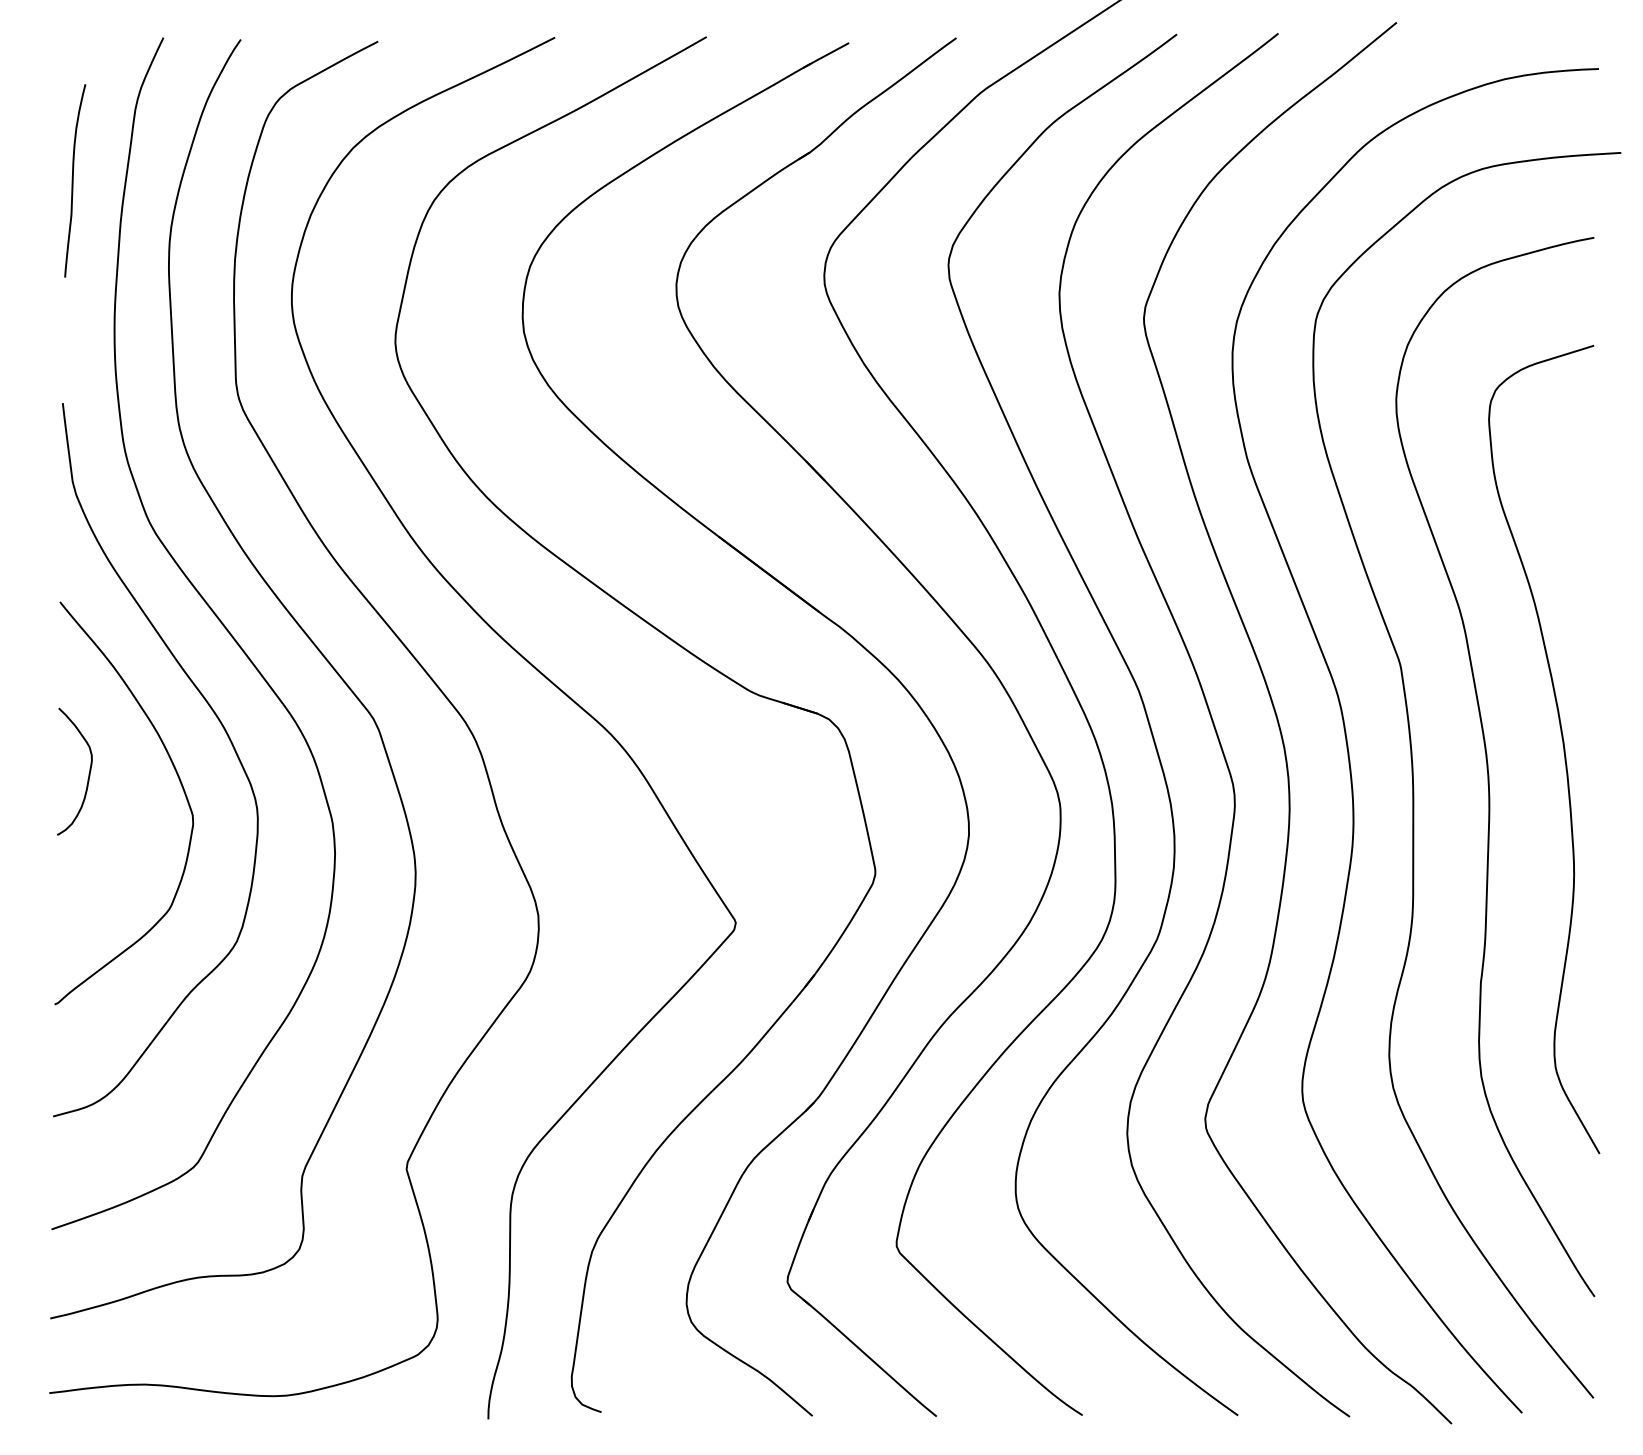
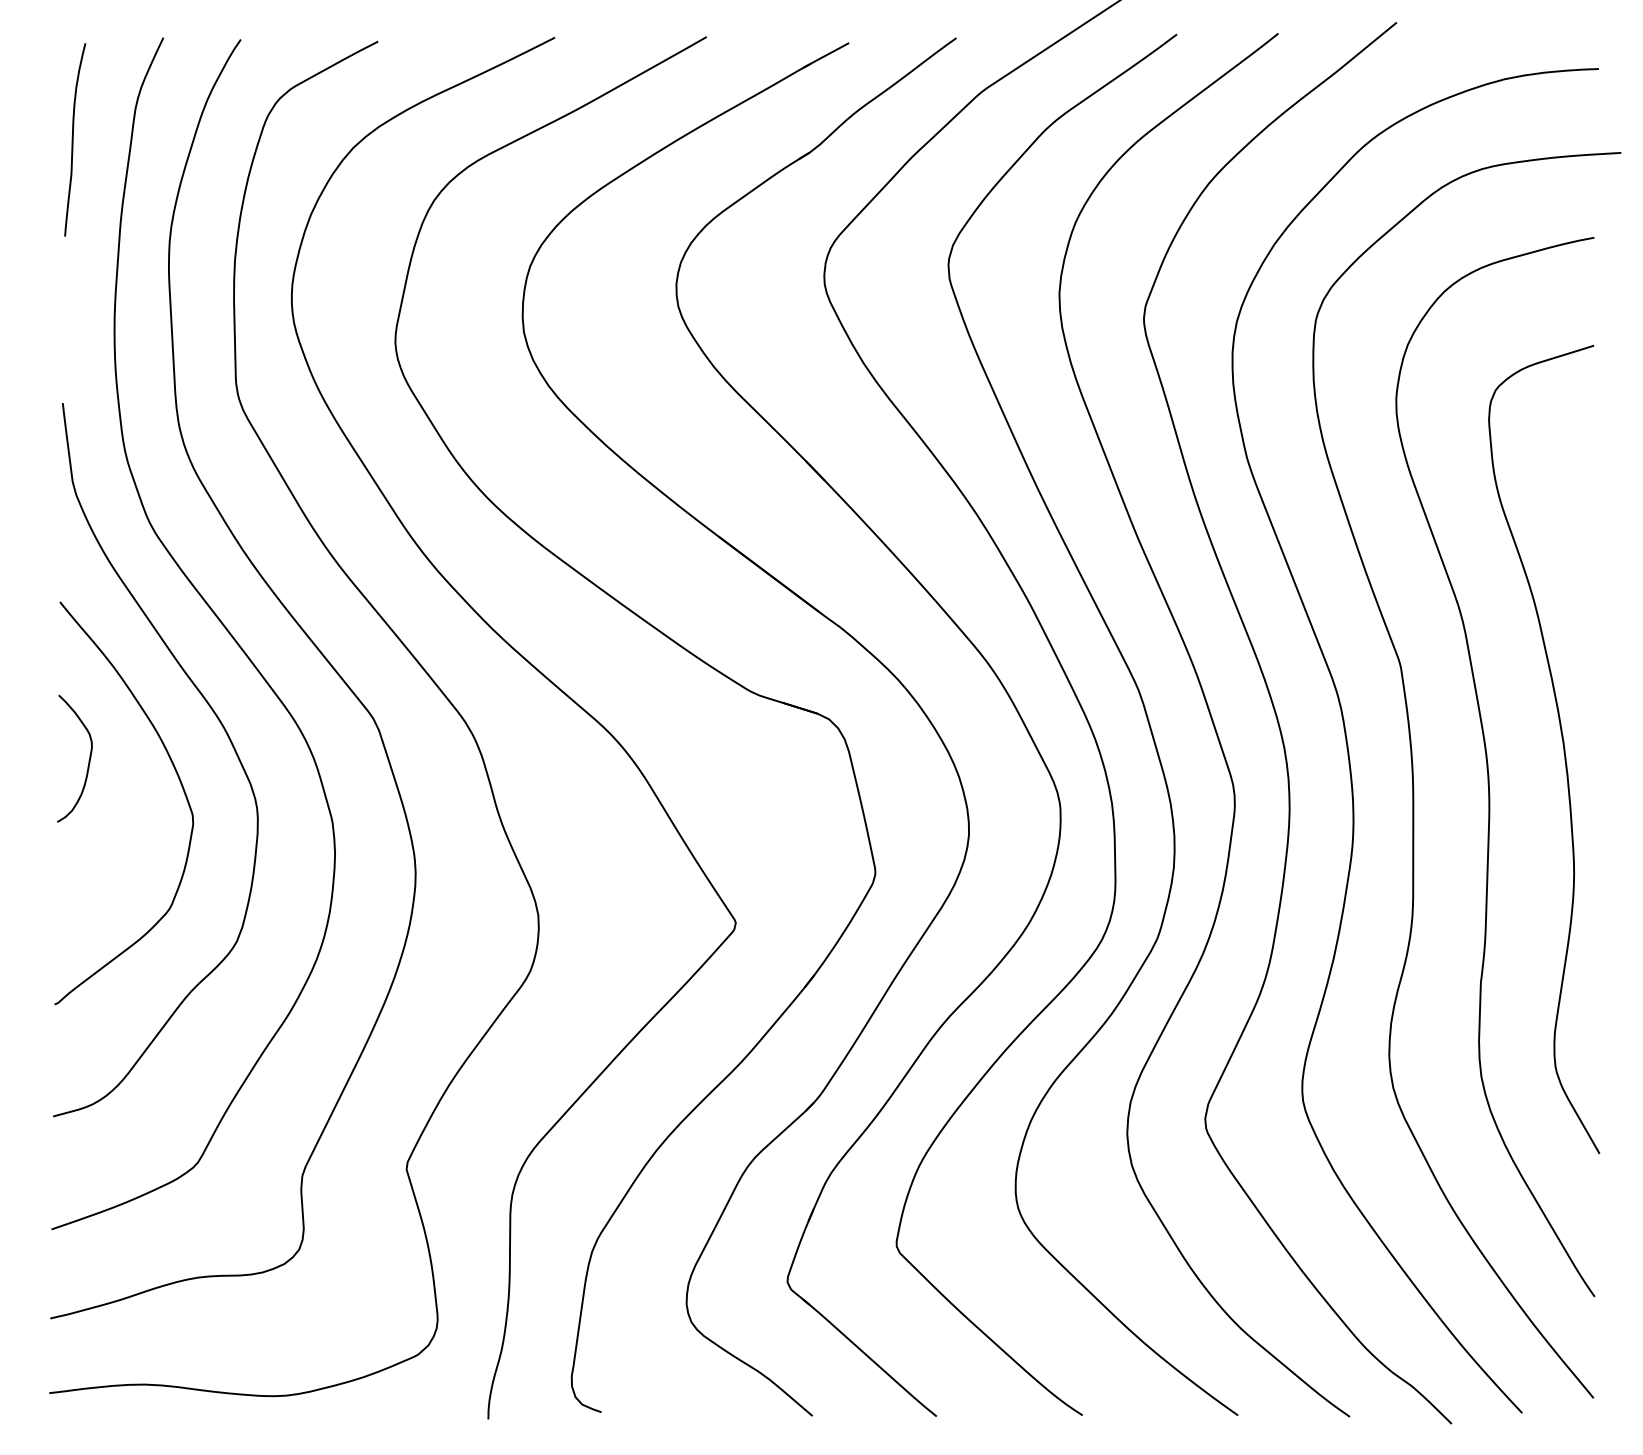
curve position: (73, 180) -> (73, 139) (73, 139)
curve position: (88, 773) -> (88, 760) (88, 760)
